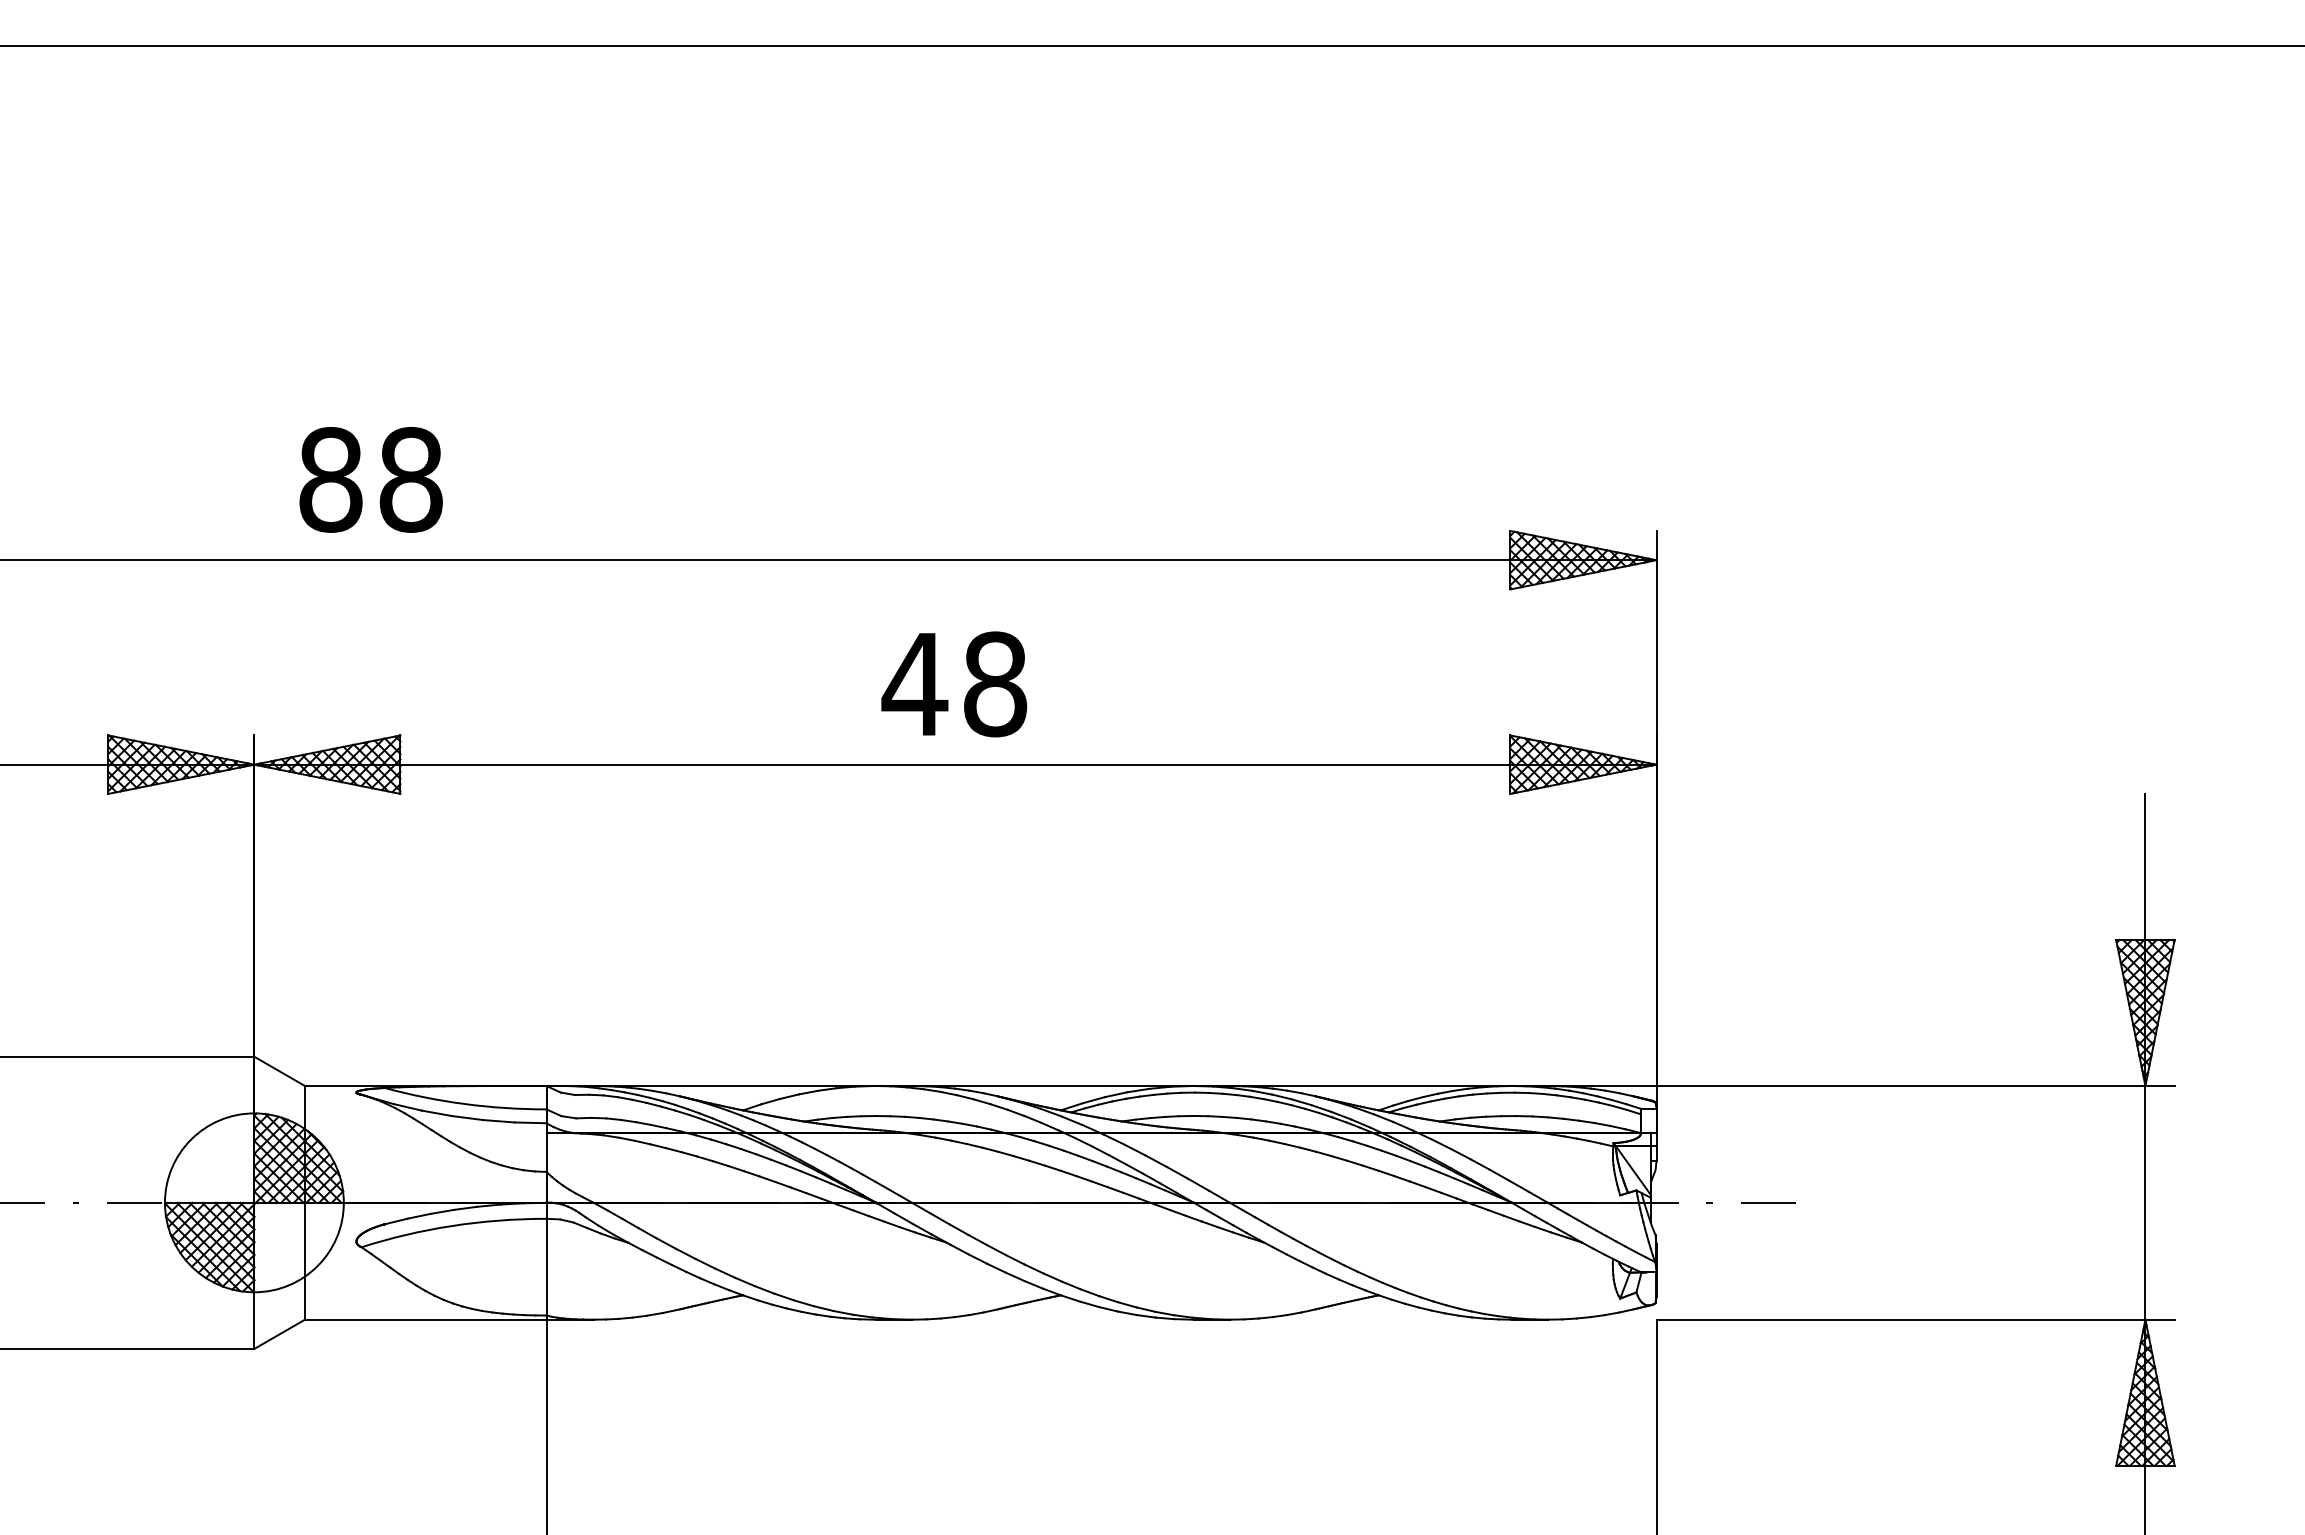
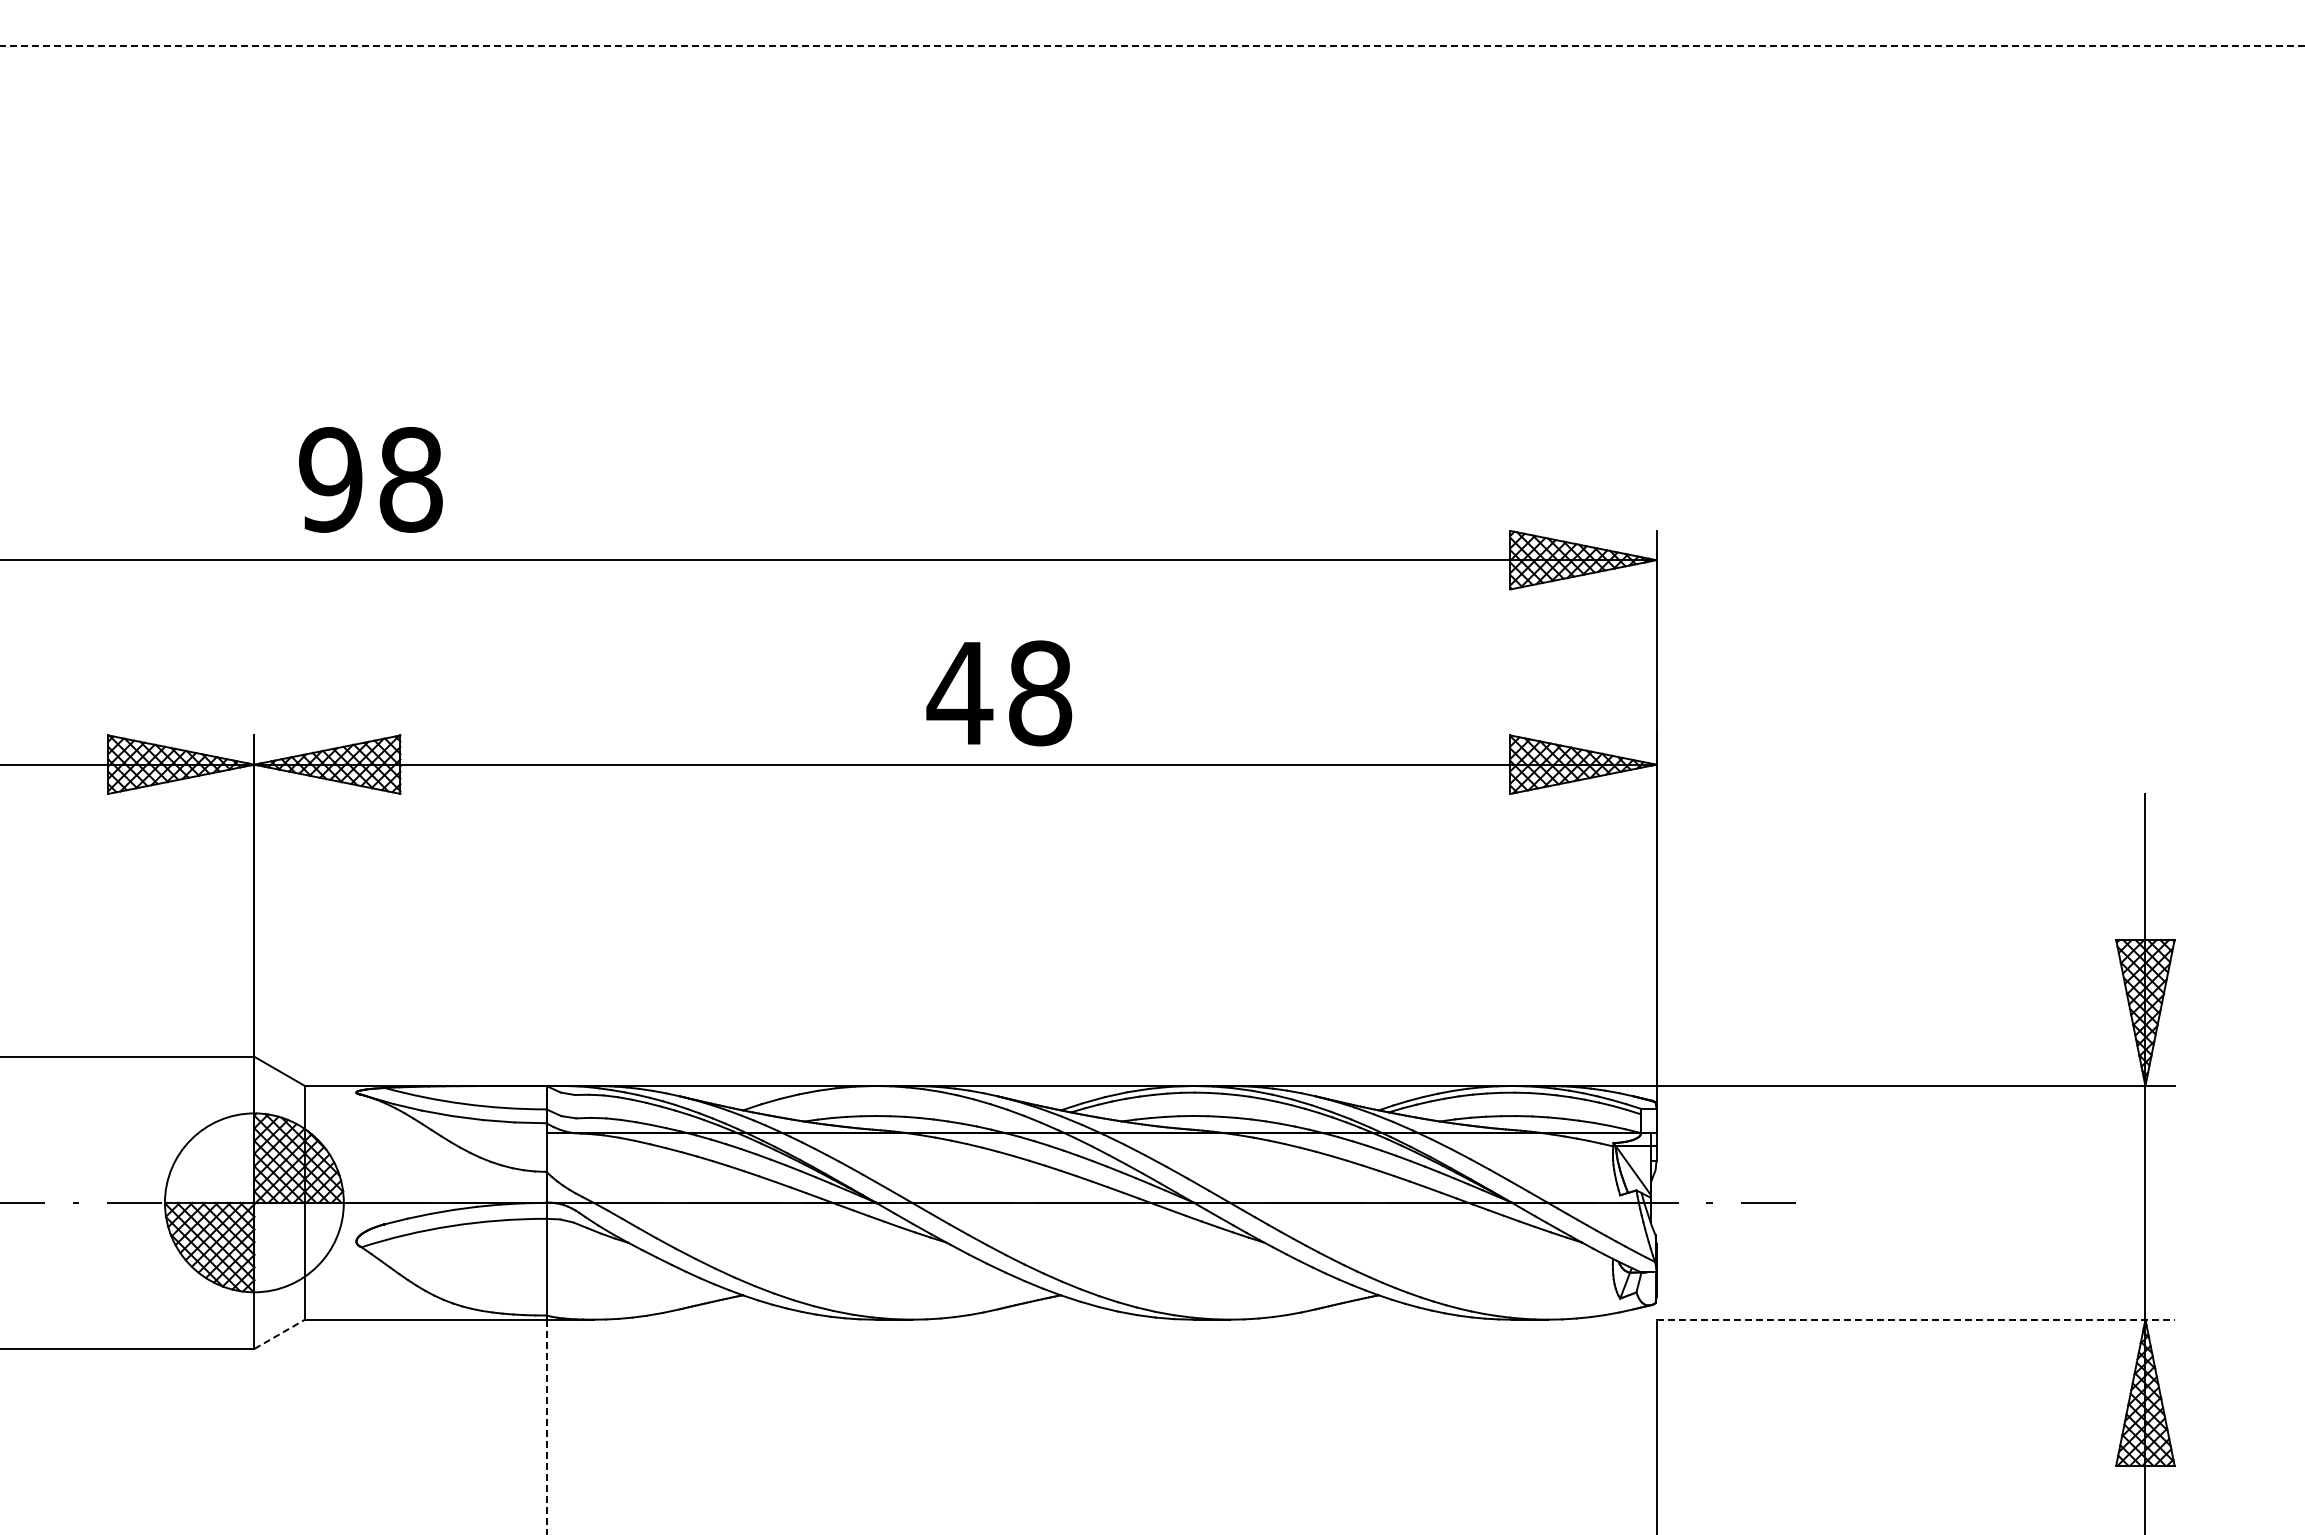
line: solid -> dashed (1152, 46)
text: 88 -> 98 (330, 479)
text position: (954, 684) -> (999, 693) (999, 693)
line: solid -> dashed (1916, 1319)
line: solid -> dashed (280, 1334)
line: solid -> dashed (546, 1427)
